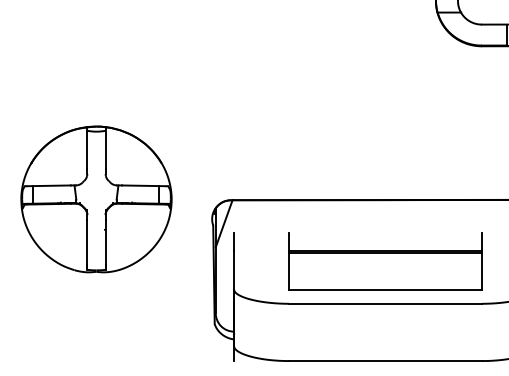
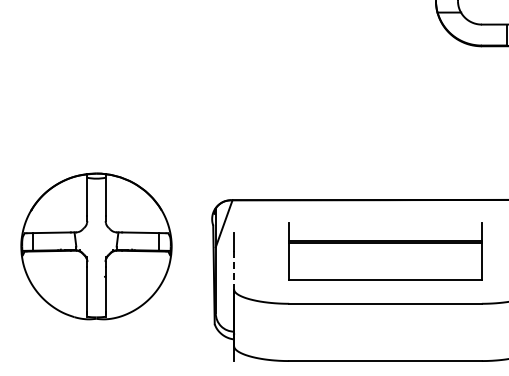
part position: (96, 199) -> (96, 246) (96, 246)
part position: (385, 261) -> (385, 251) (385, 251)
line: solid -> dashed (234, 270)
